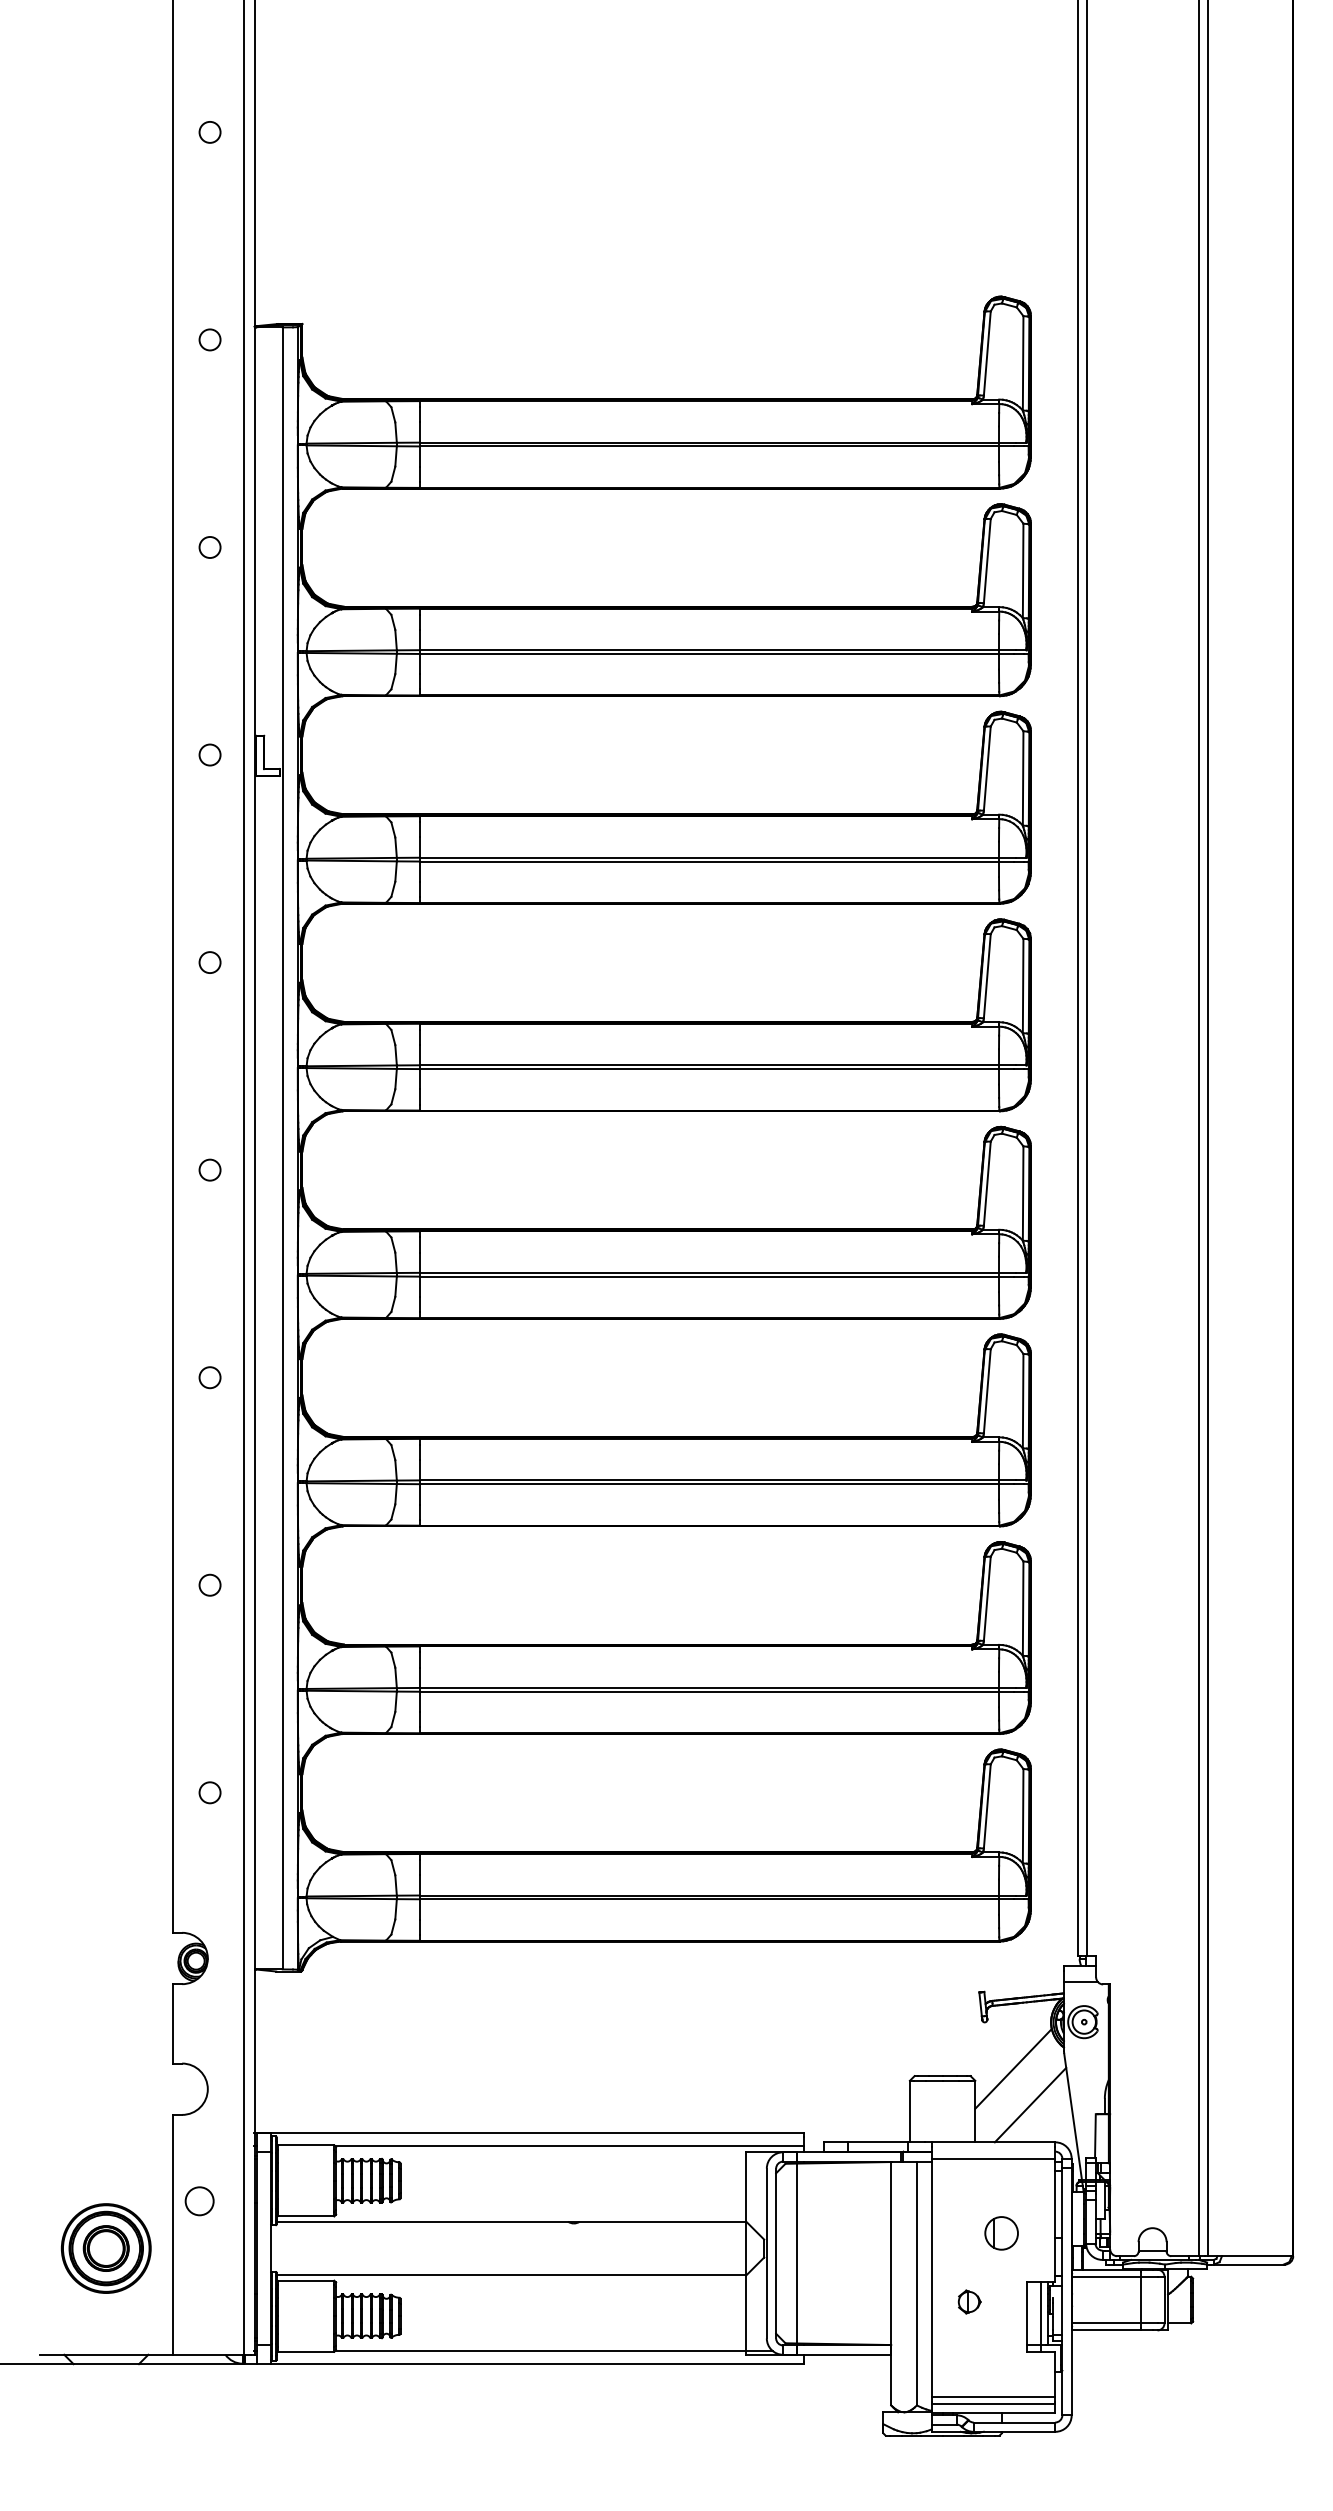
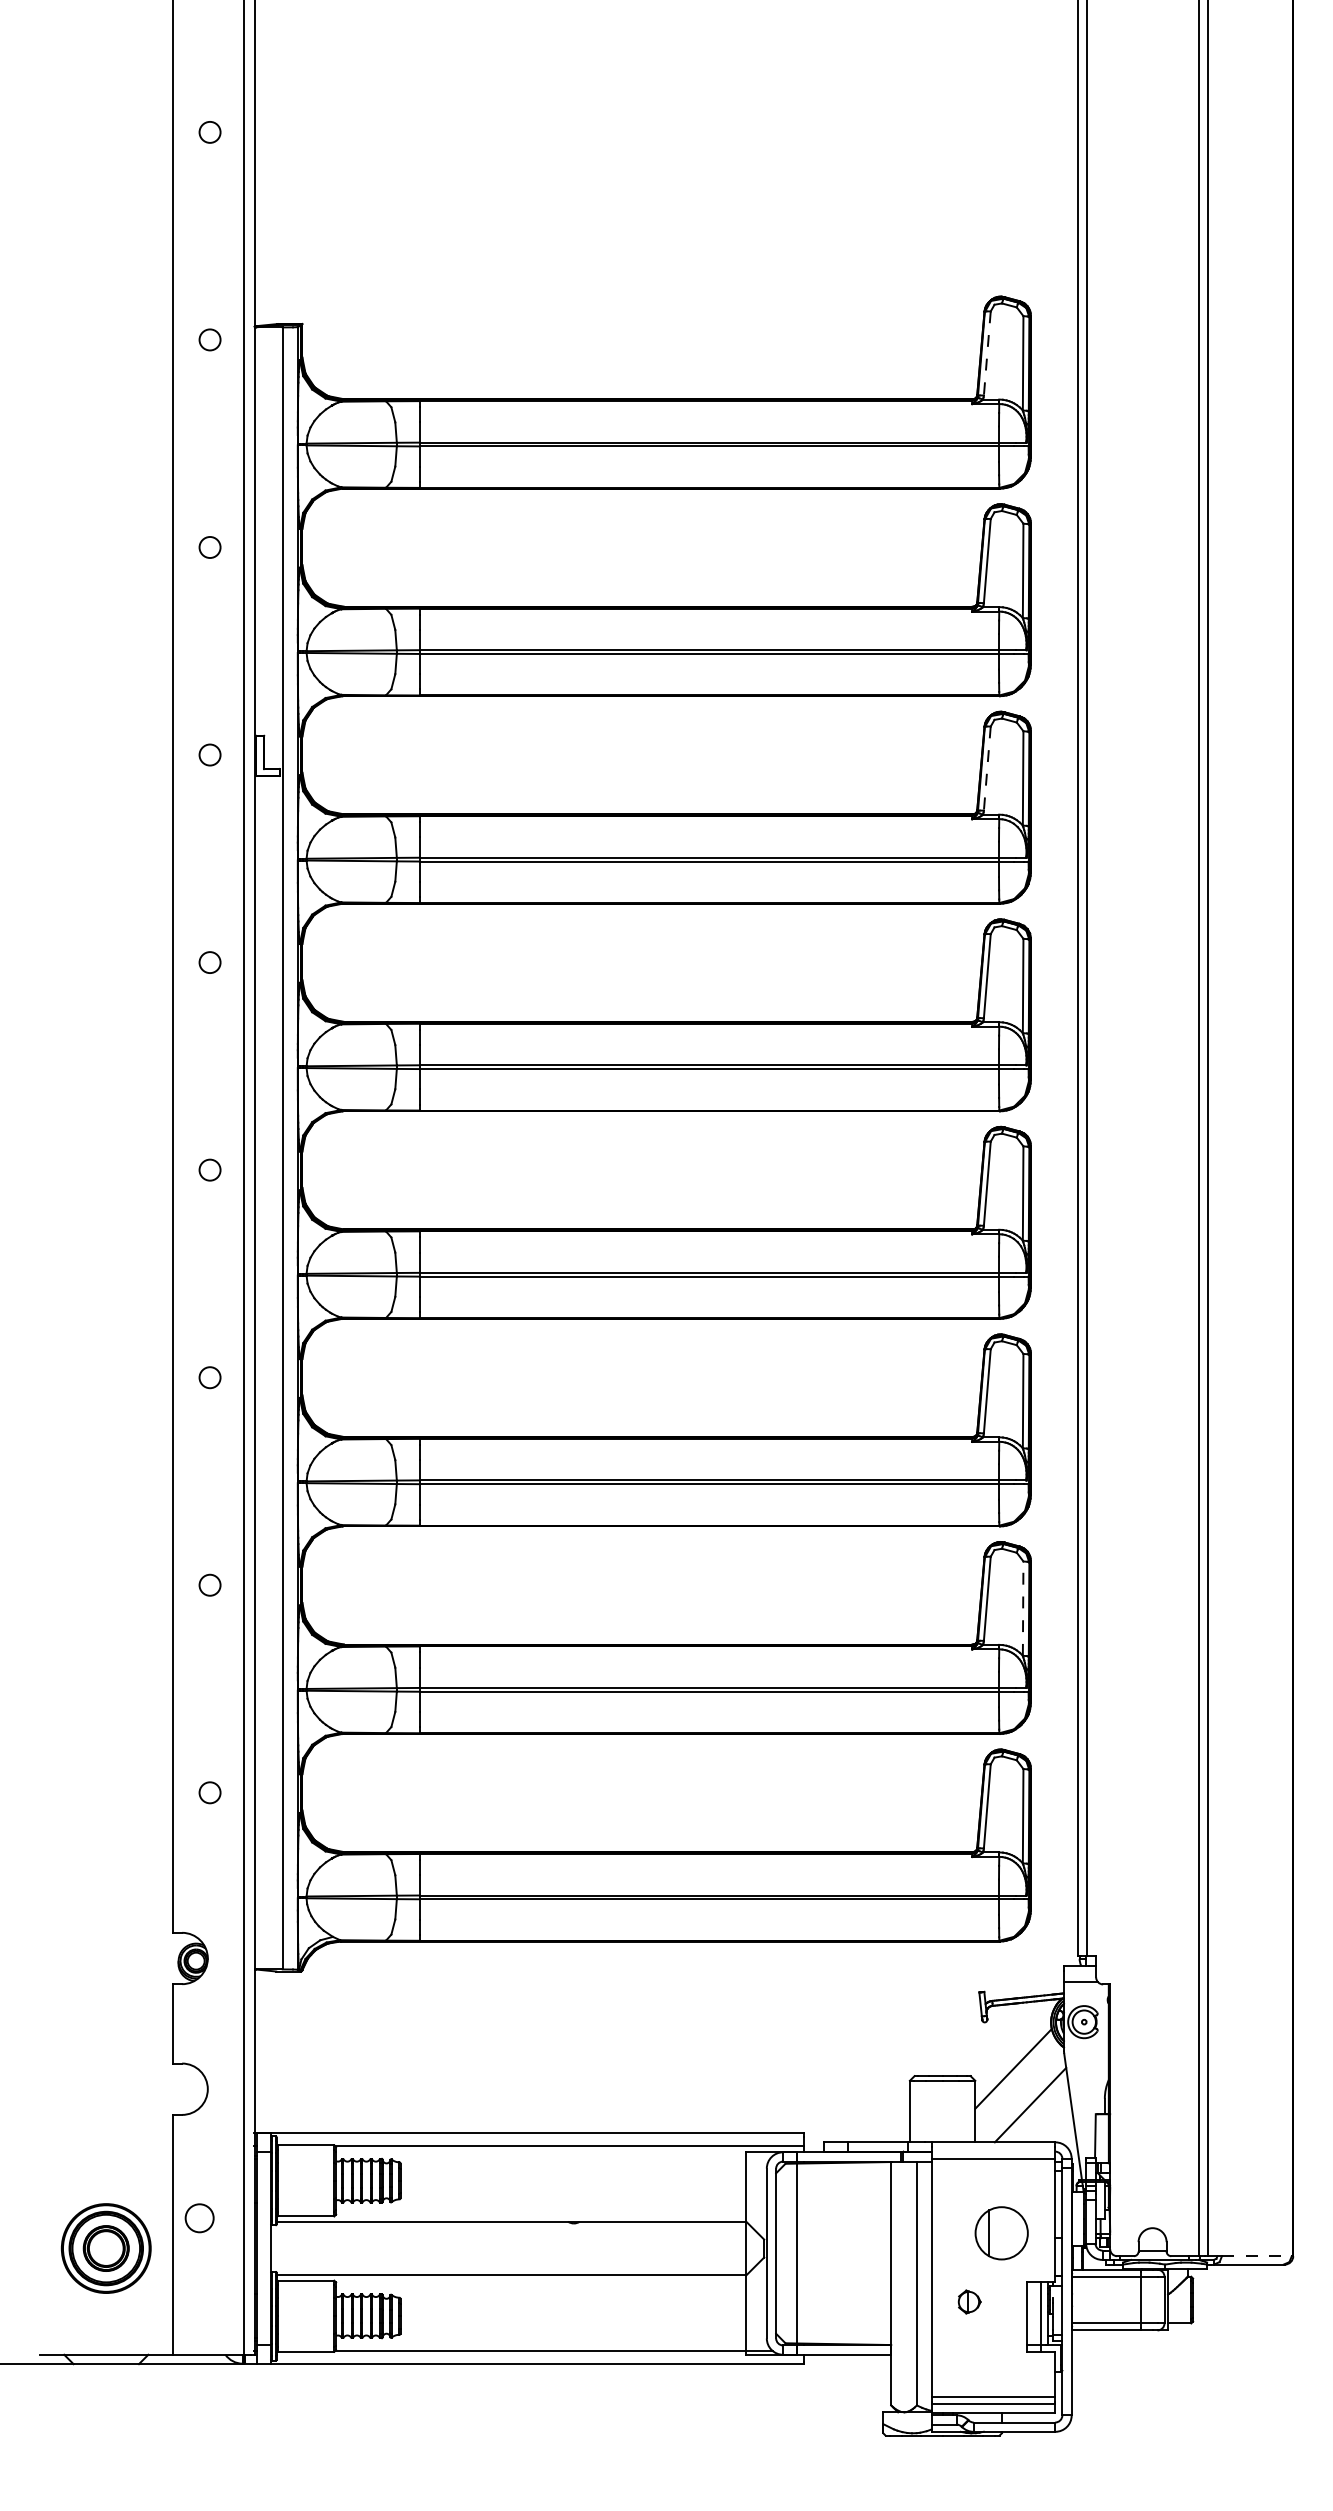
line: solid -> dashed (987, 353)
line: solid -> dashed (987, 769)
line: solid -> dashed (1023, 1608)
circle position: (199, 2201) -> (199, 2218) (199, 2218)
part size: 35x35 px -> 55x55 px (1001, 2233)
line: solid -> dashed (1256, 2256)
